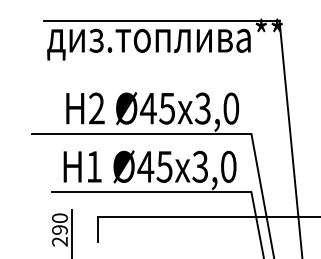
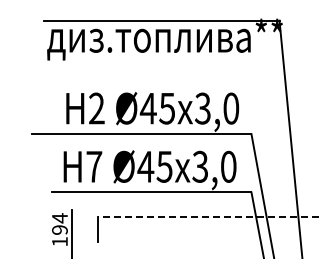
text: 1 -> 7 (94, 166)
line: solid -> dashed (209, 217)
text: 290 -> 194 (59, 229)
